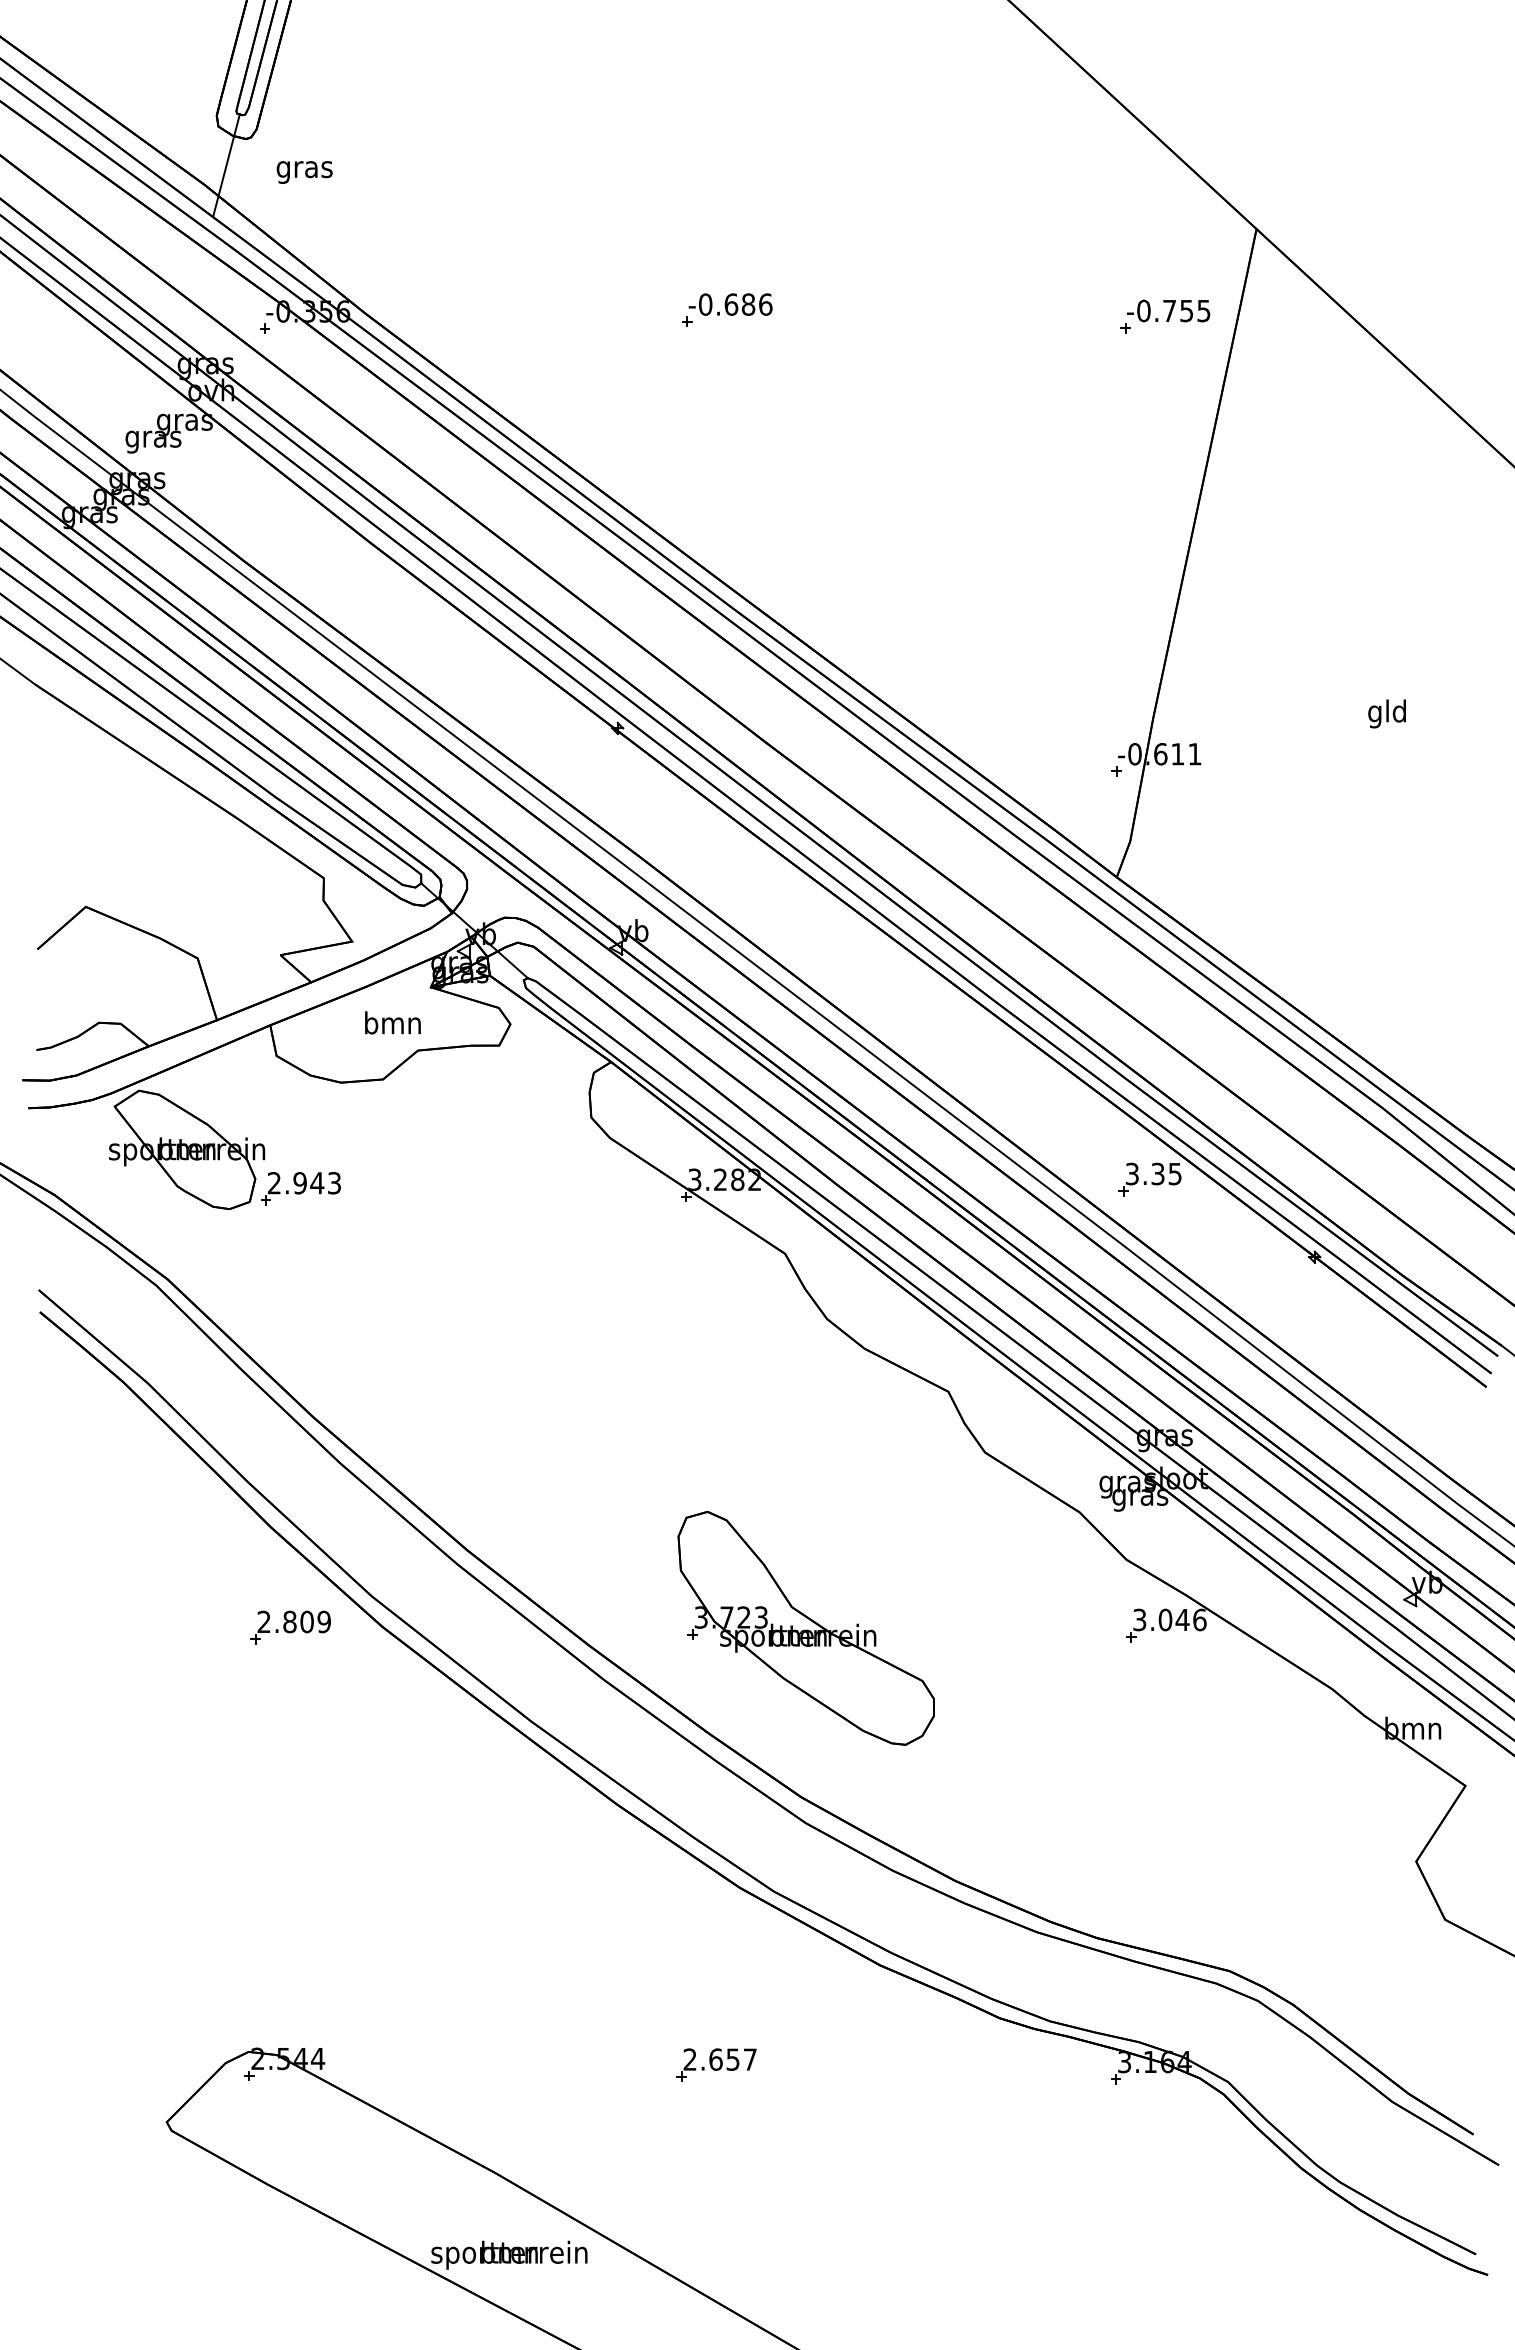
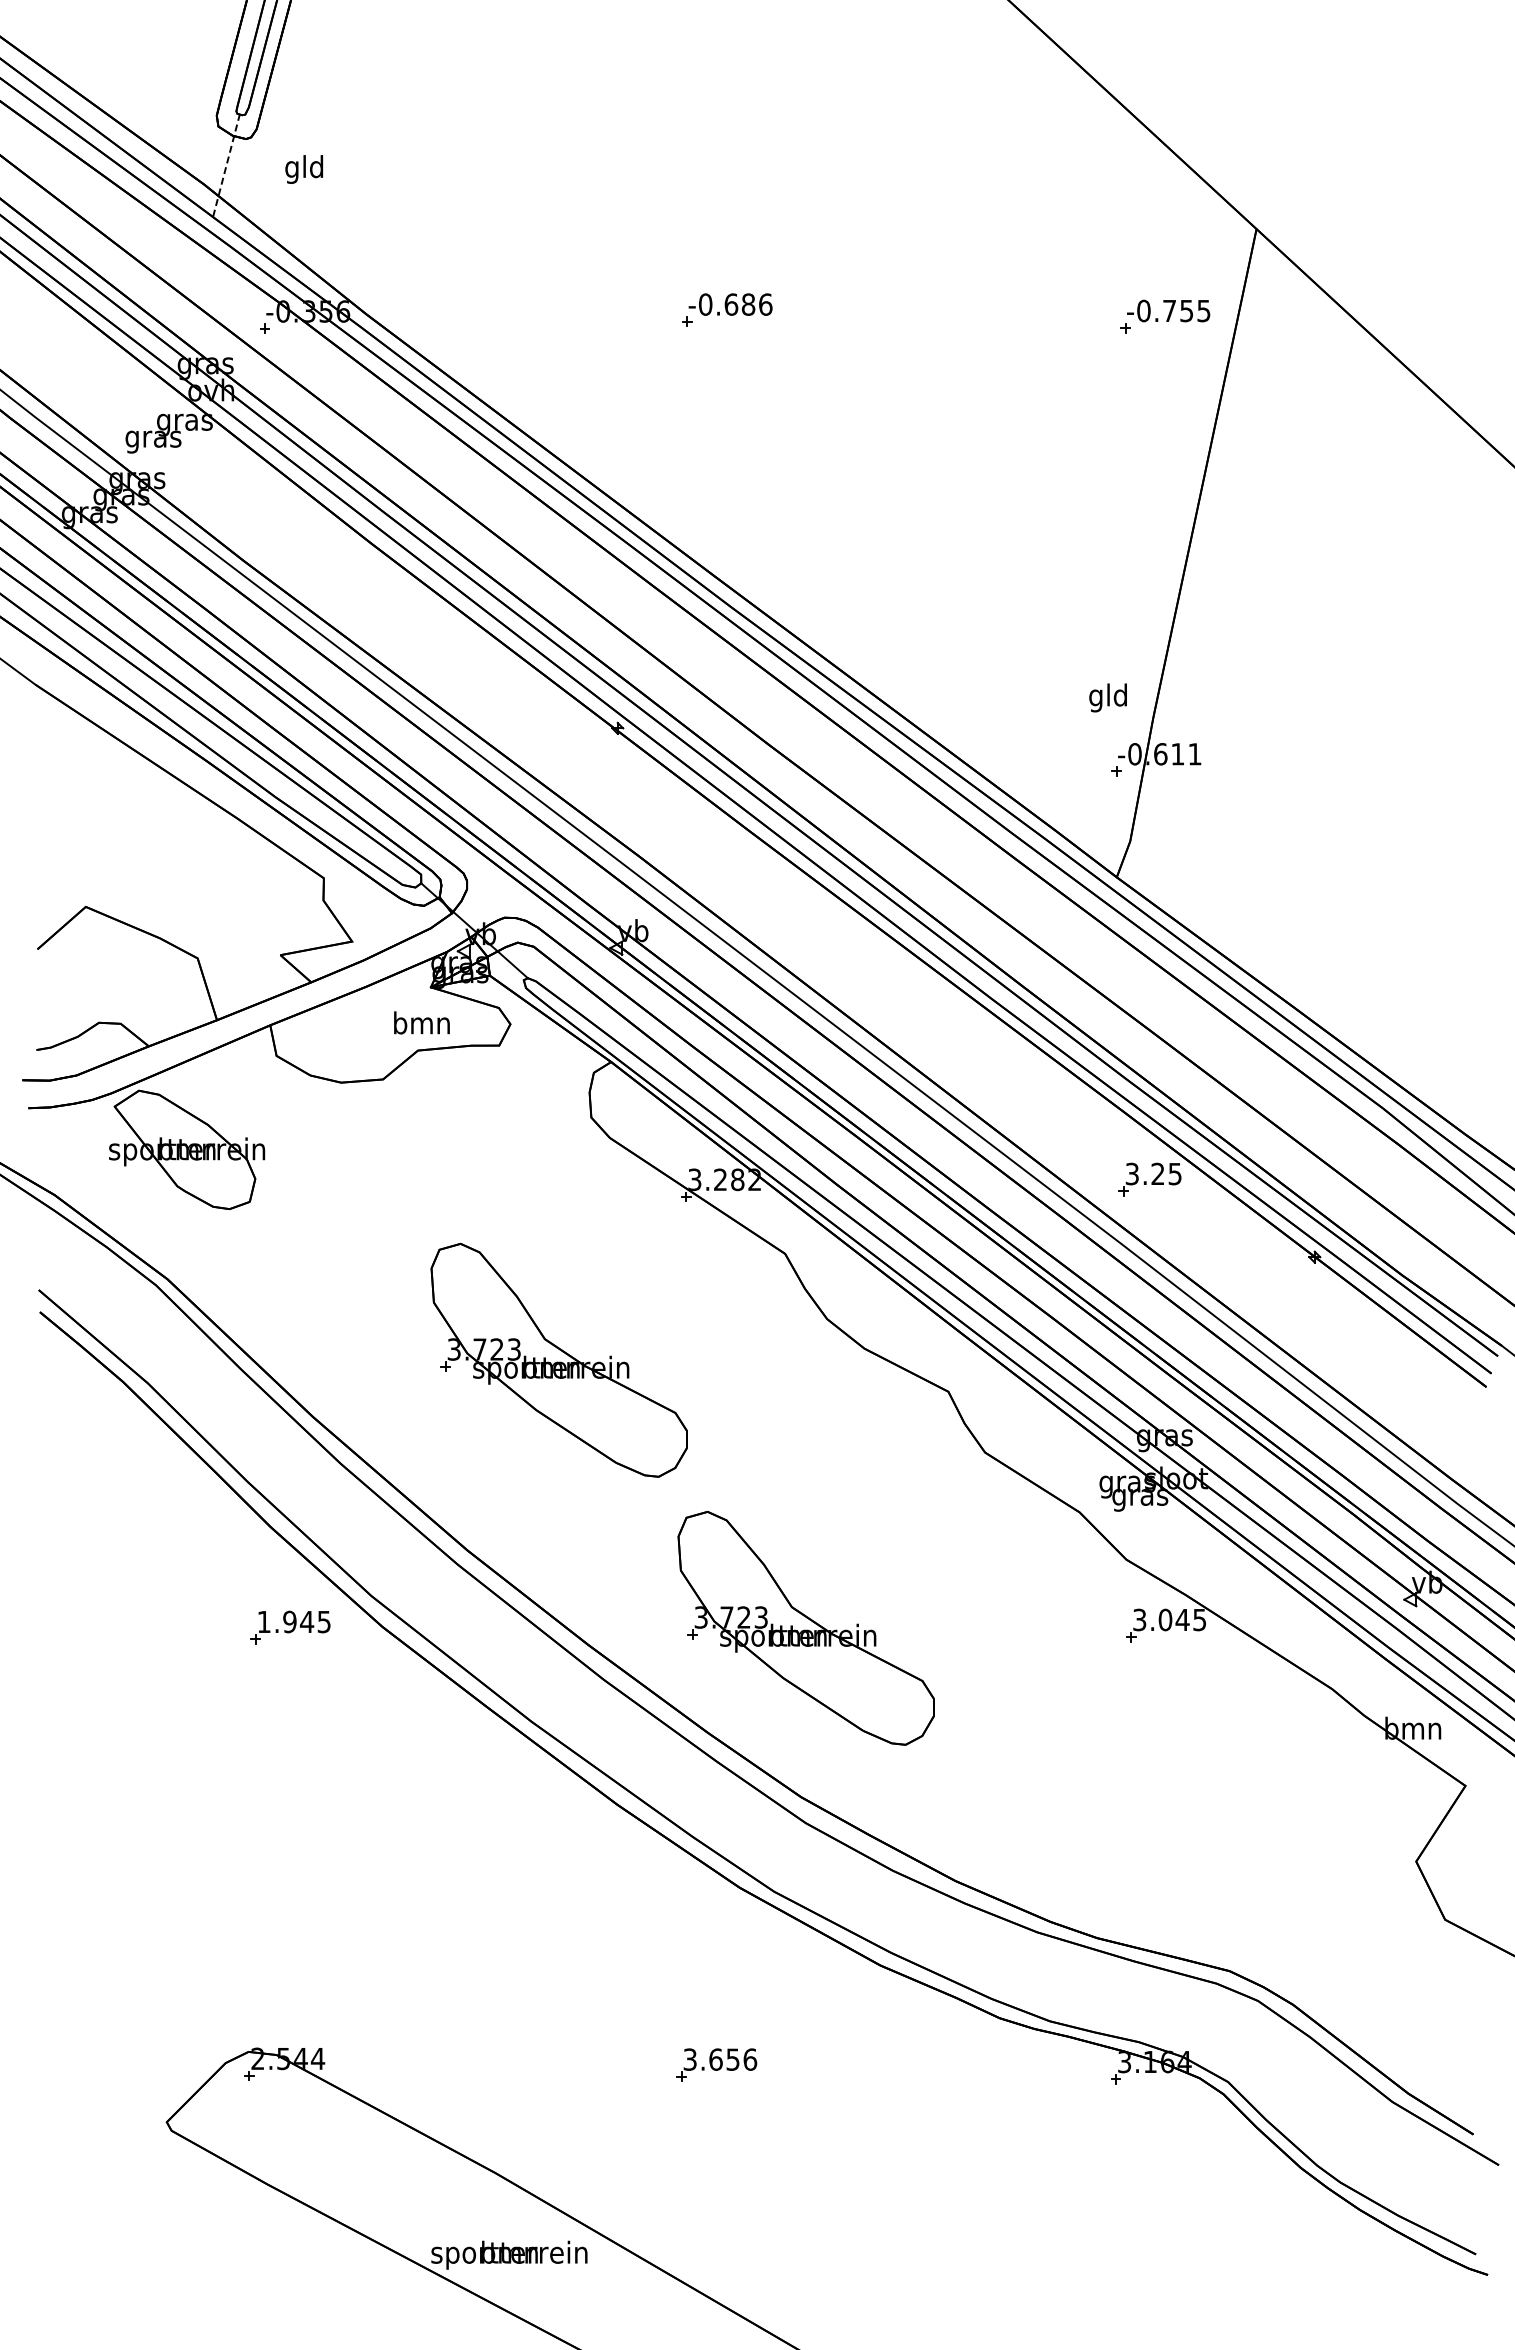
line: solid -> dashed (226, 165)
text: gras -> gld (304, 169)
text position: (1386, 713) -> (1107, 697) (1107, 697)
text position: (392, 1022) -> (421, 1022) (421, 1022)
text: 3.35 -> 3.25 (1157, 1174)
part: present -> none (300, 1188)
part: none -> present (558, 1359)
text: 3.046 -> 3.045 (1199, 1619)
text: 2.809 -> 1.945 (293, 1621)
text: 2.657 -> 3.656 (720, 2059)
